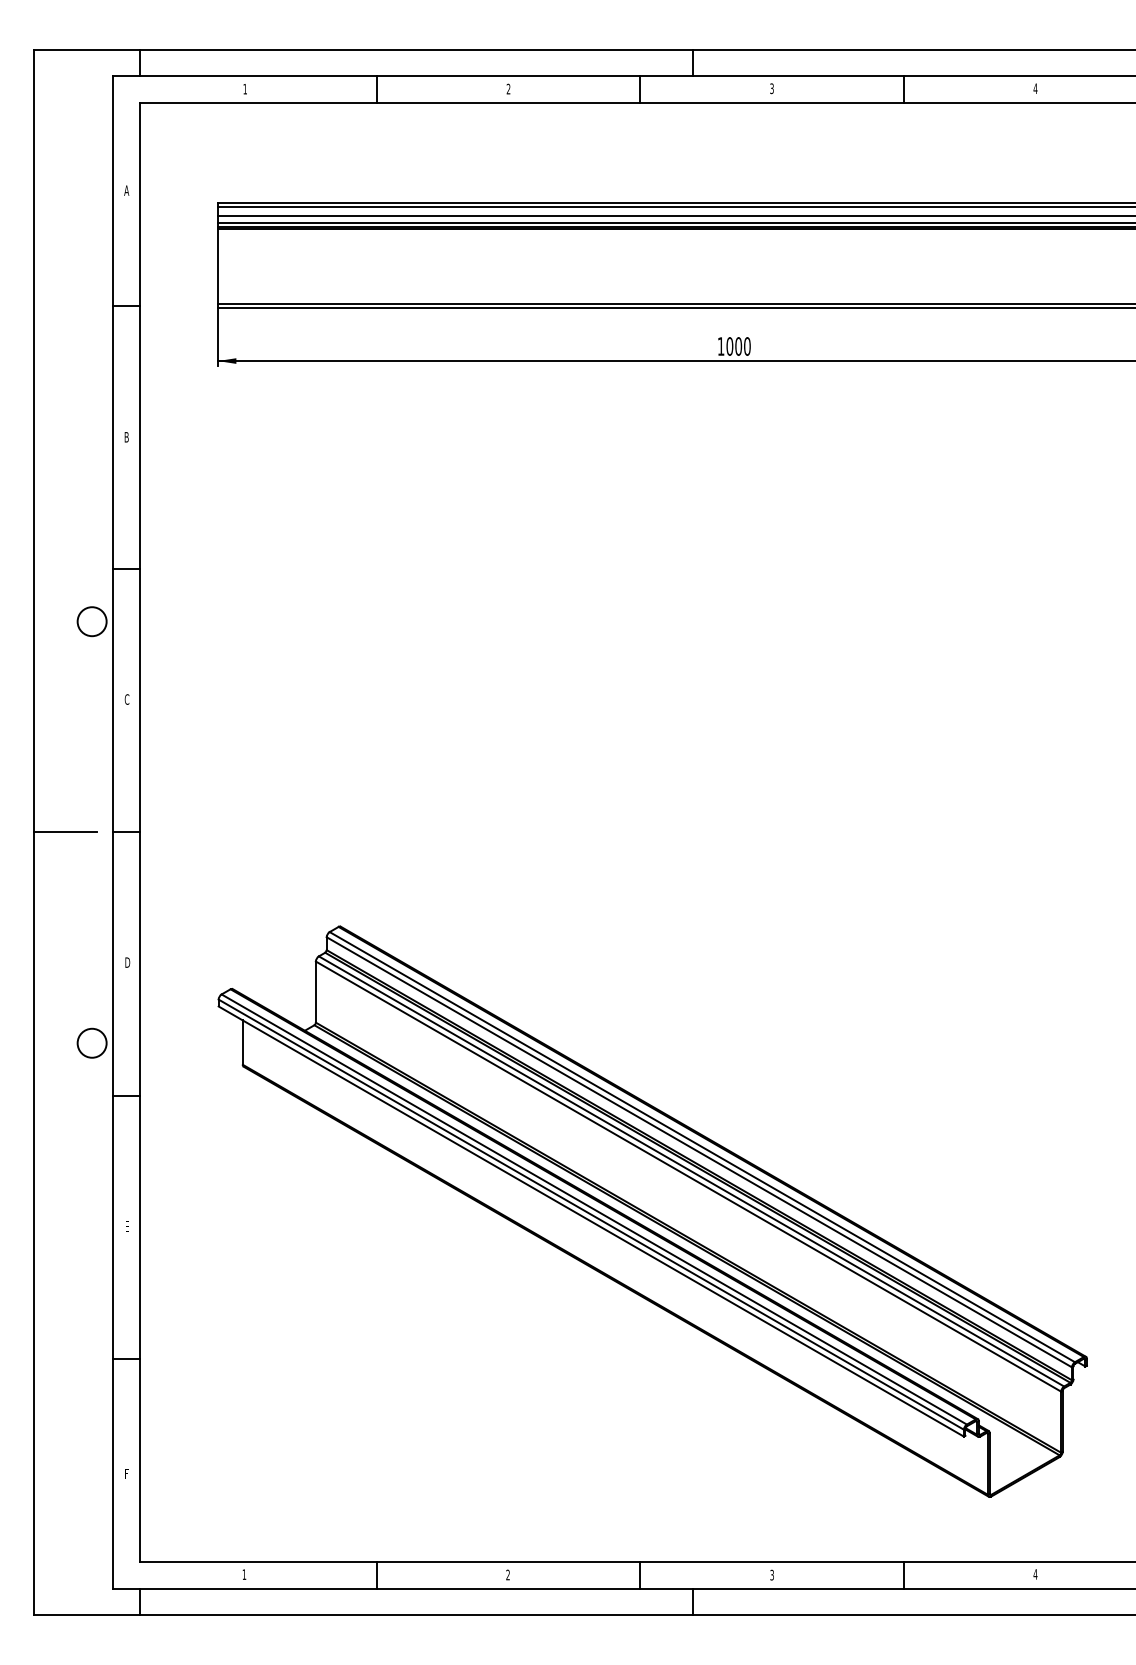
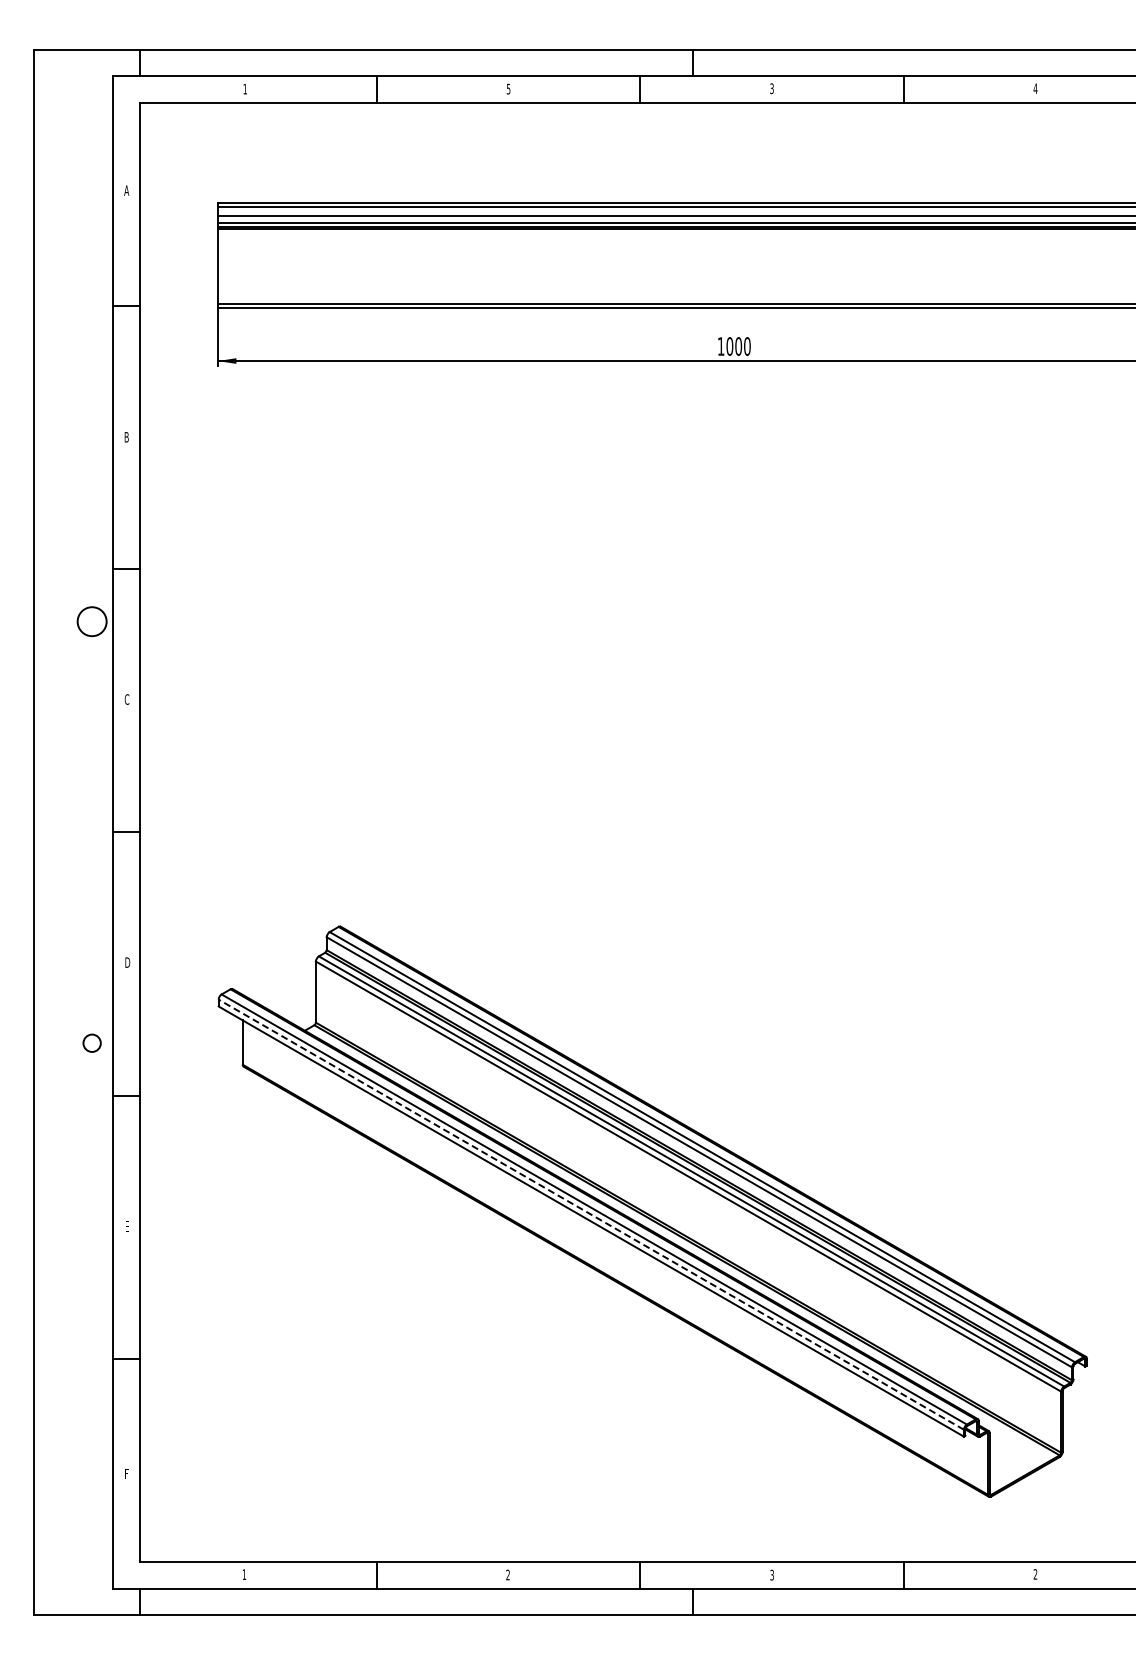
text: 2 -> 5 (508, 88)
line: present -> none (65, 832)
circle diameter: 29 px -> 17 px (91, 1042)
line: solid -> dashed (590, 1214)
text: 4 -> 2 (1035, 1574)
